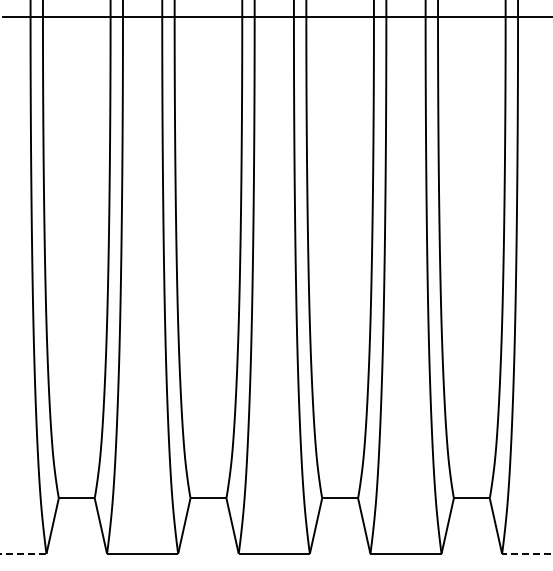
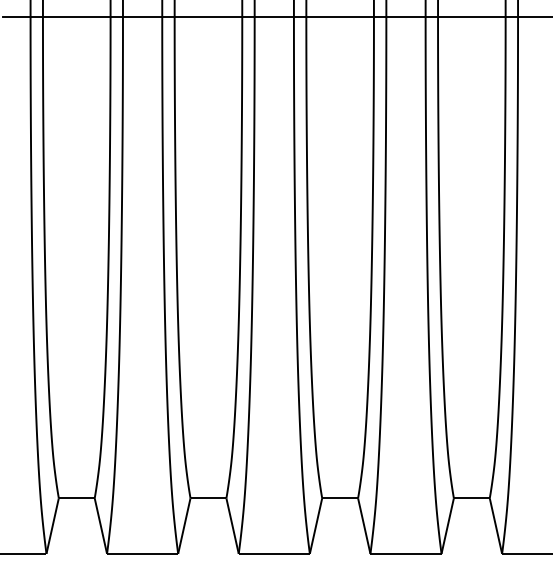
line: dashed -> solid (23, 553)
line: dashed -> solid (527, 553)
